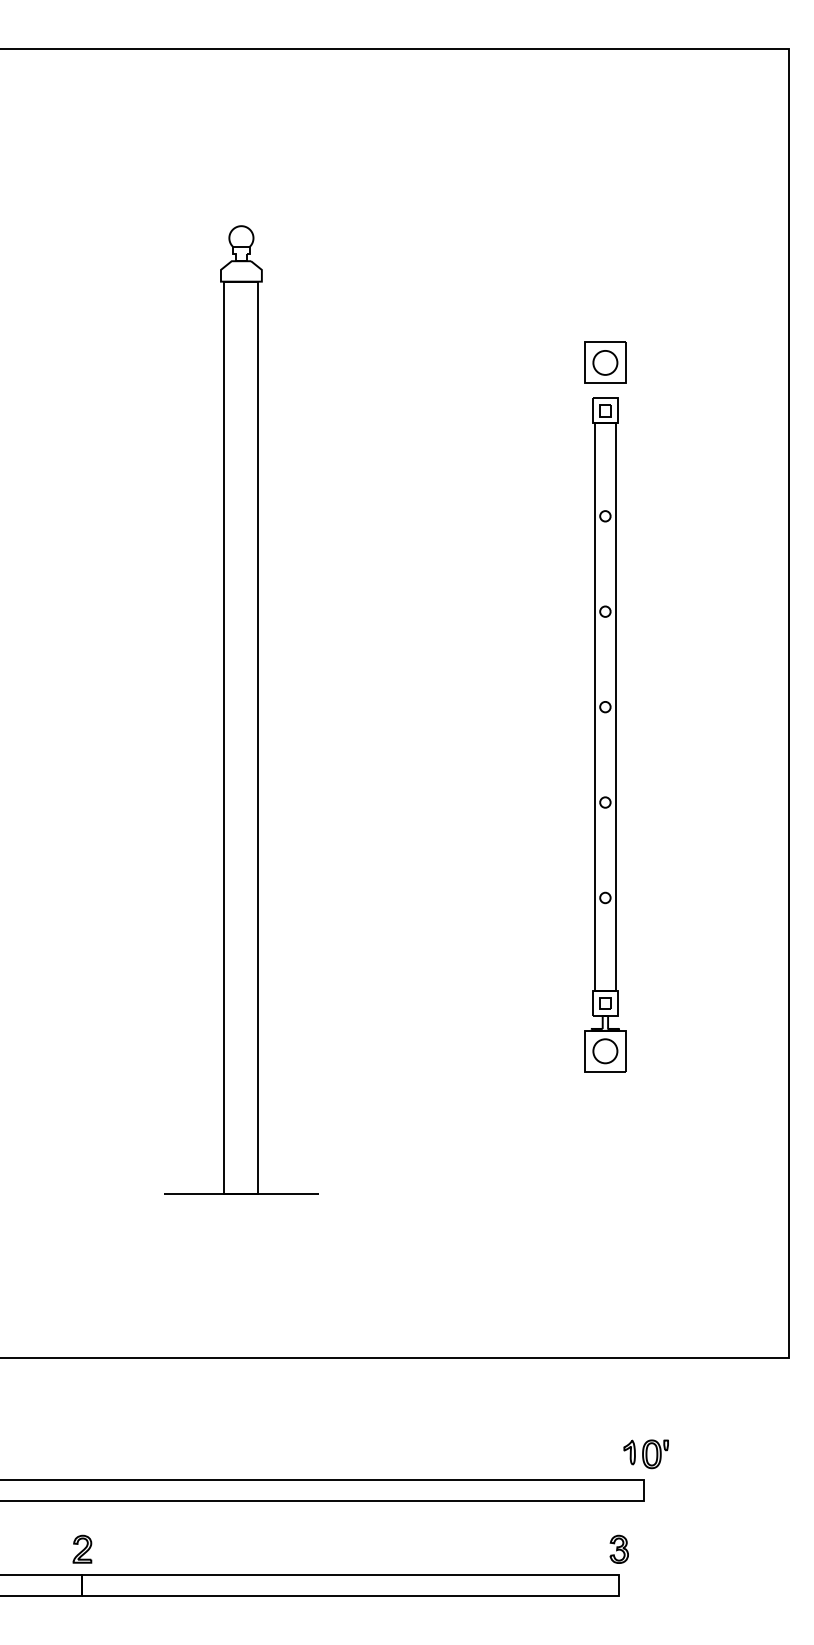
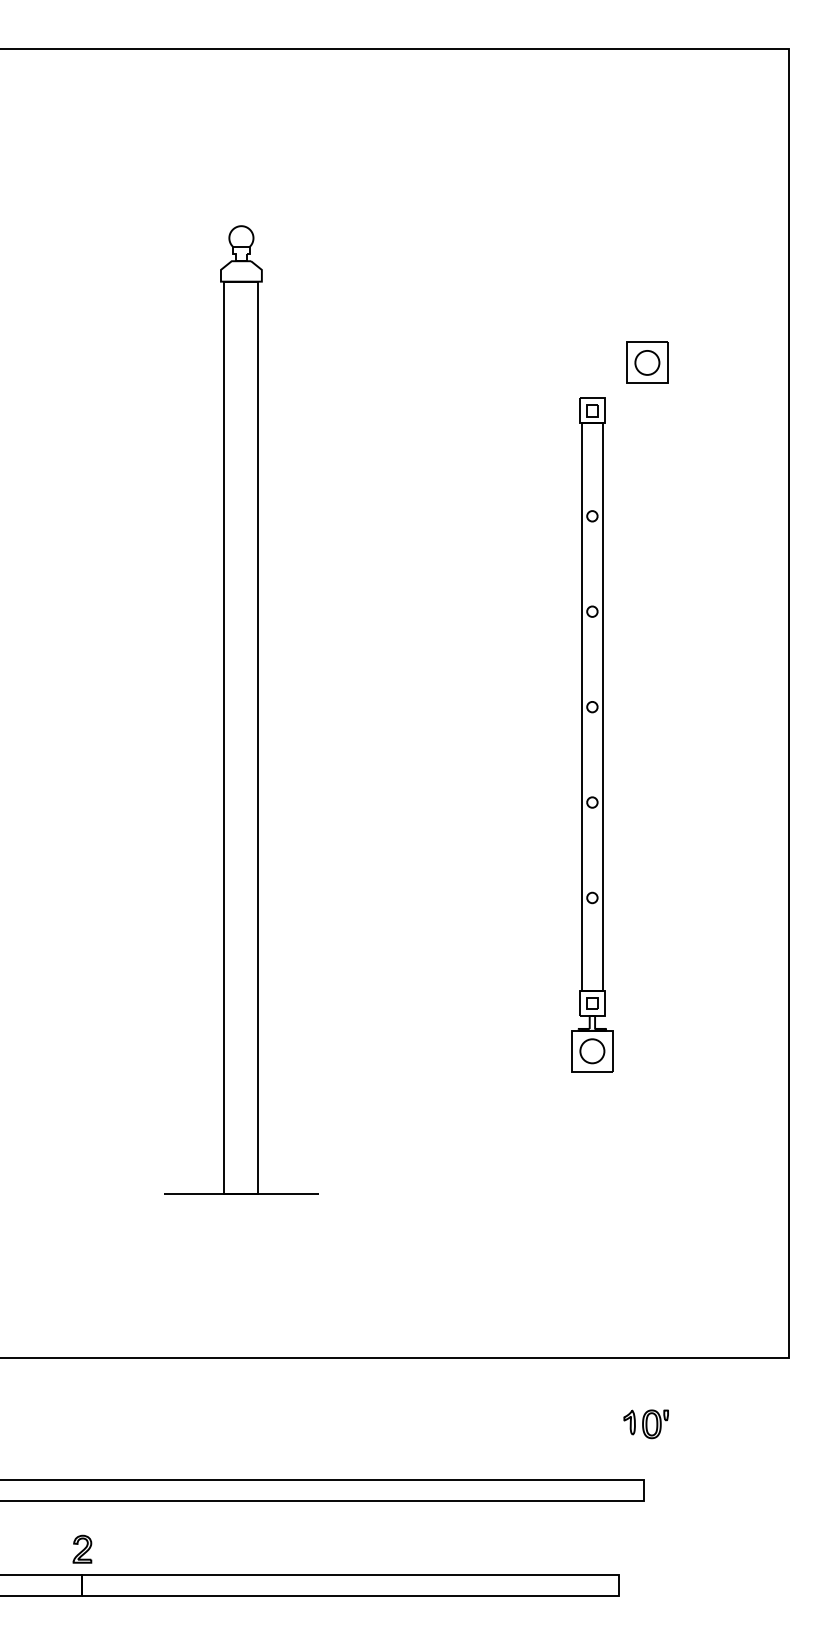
part position: (605, 362) -> (647, 362) (647, 362)
part position: (605, 734) -> (592, 734) (592, 734)
part position: (645, 1454) -> (645, 1424) (645, 1424)
part: present -> none (618, 1548)
